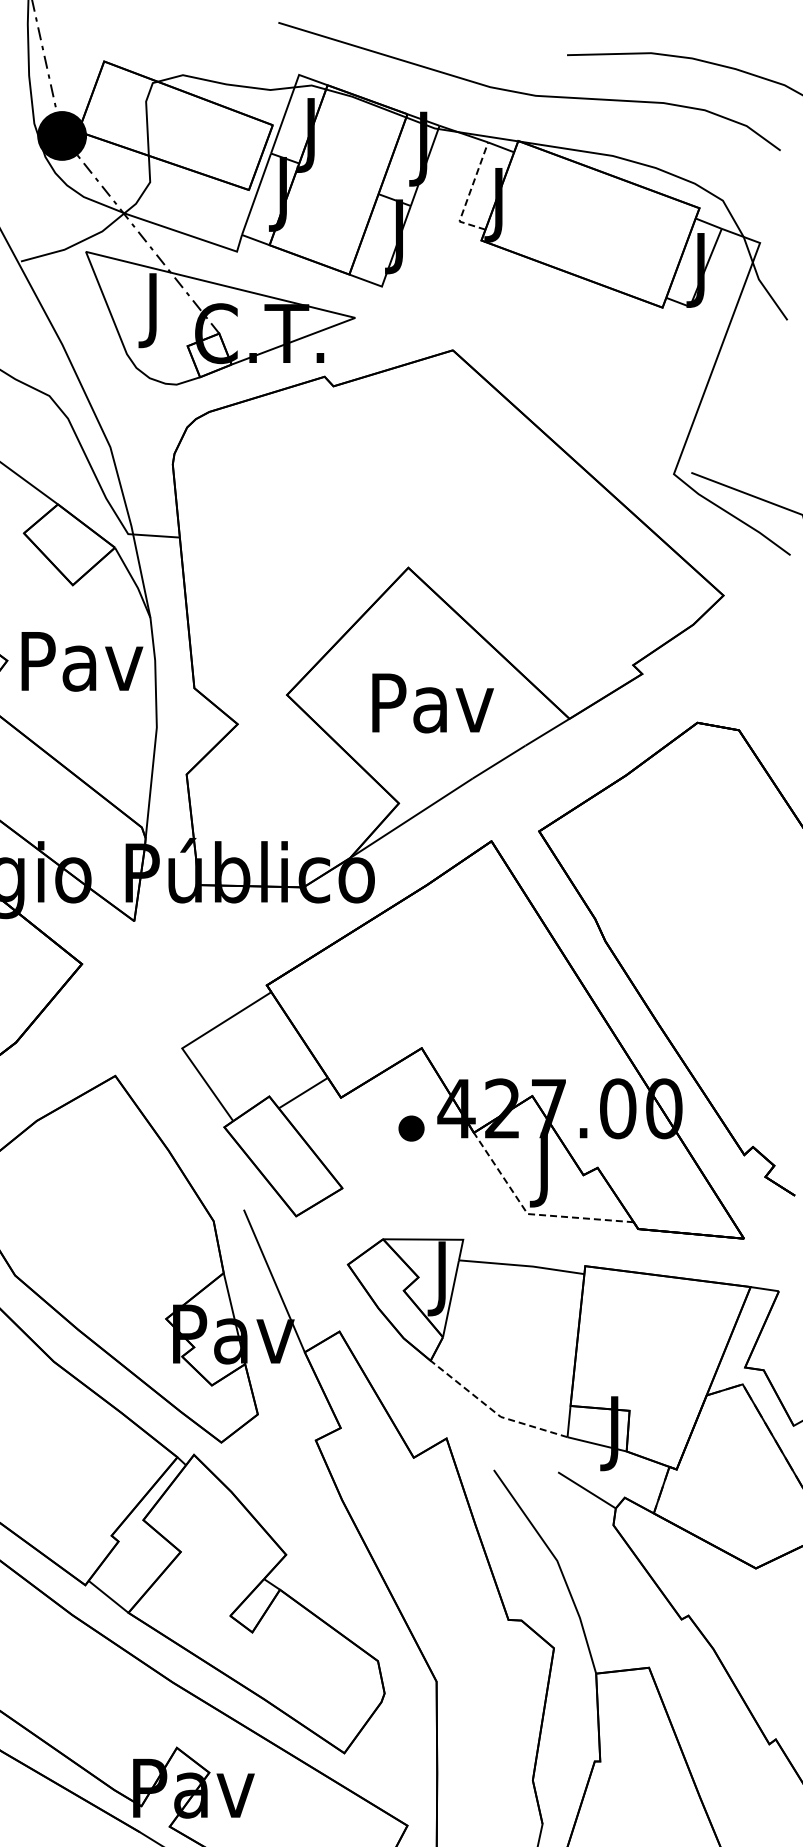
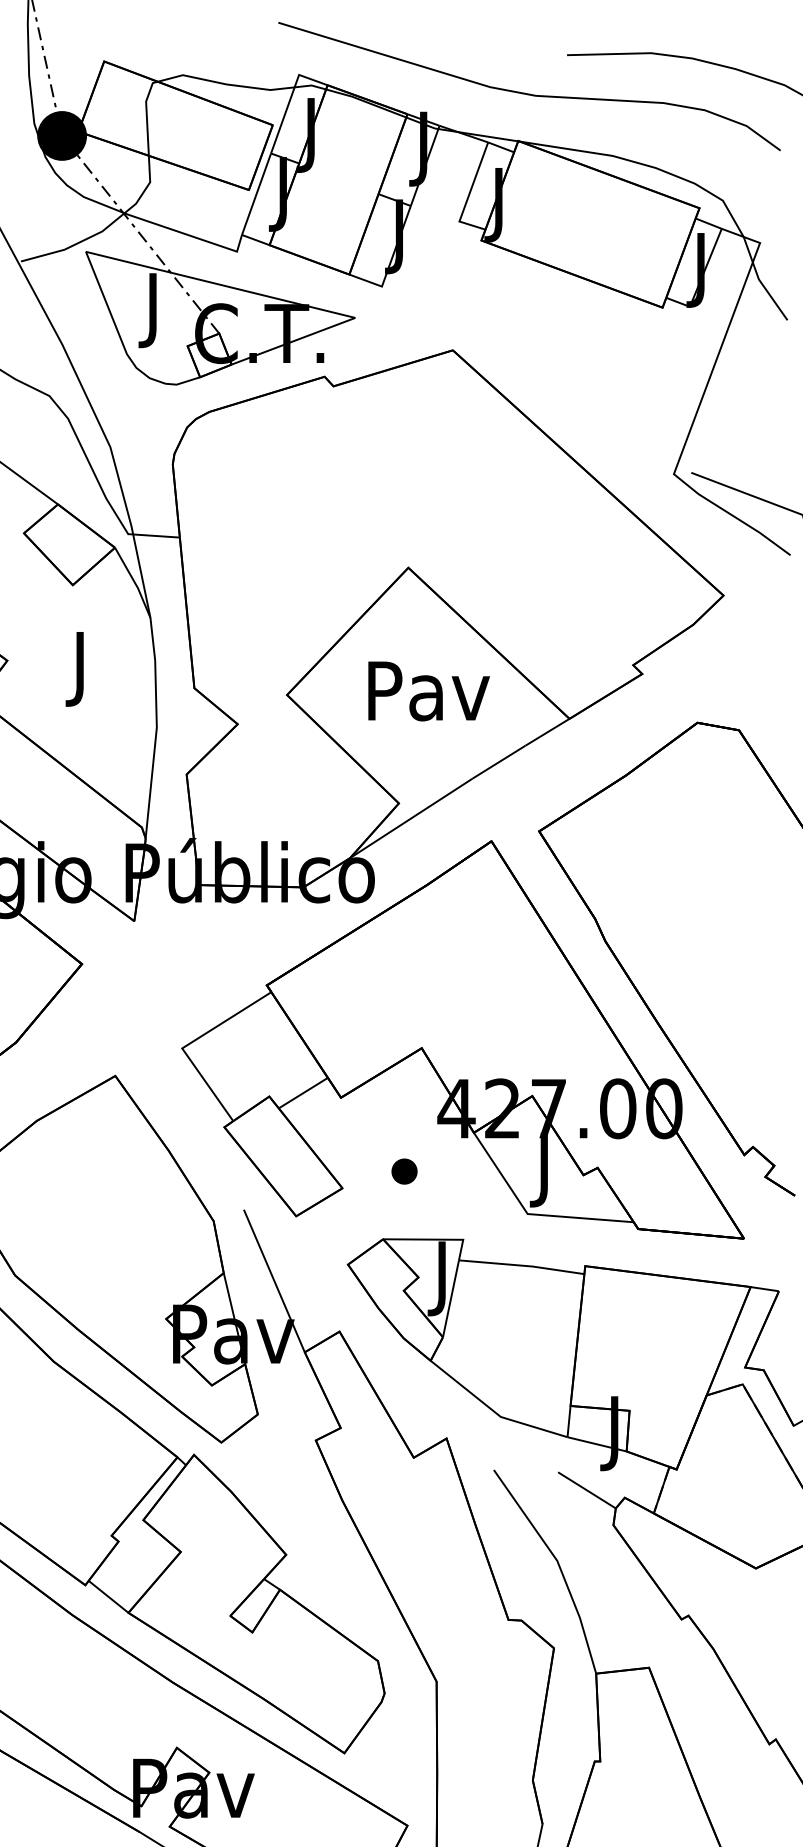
line: dashed -> solid (468, 195)
text: Pav -> J (82, 669)
text position: (432, 703) -> (428, 691) (428, 691)
part position: (411, 1128) -> (404, 1171) (404, 1171)
line: dashed -> solid (531, 1214)
line: dashed -> solid (493, 1410)
